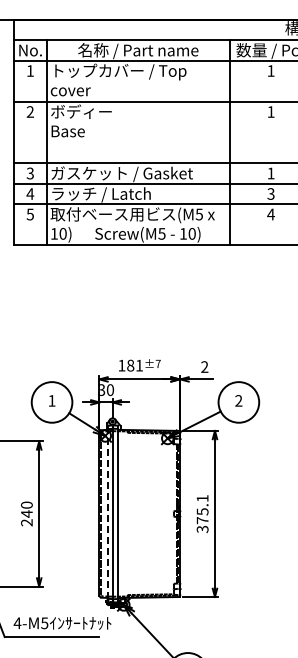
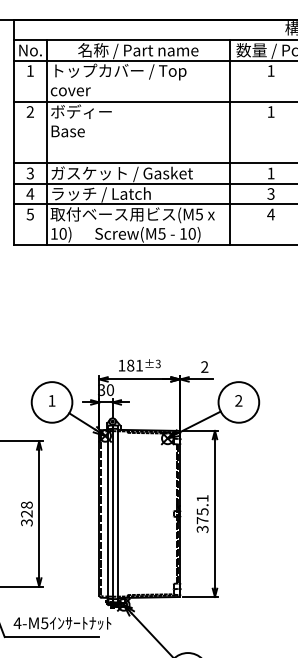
text: ±7 -> ±3 (157, 363)
text: 240 -> 328 (26, 513)
line: dashed -> solid (108, 513)
